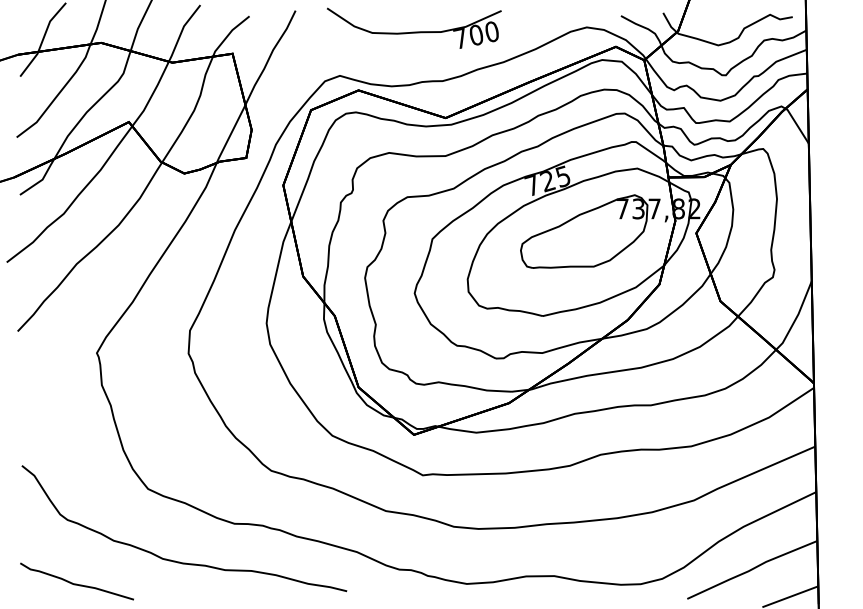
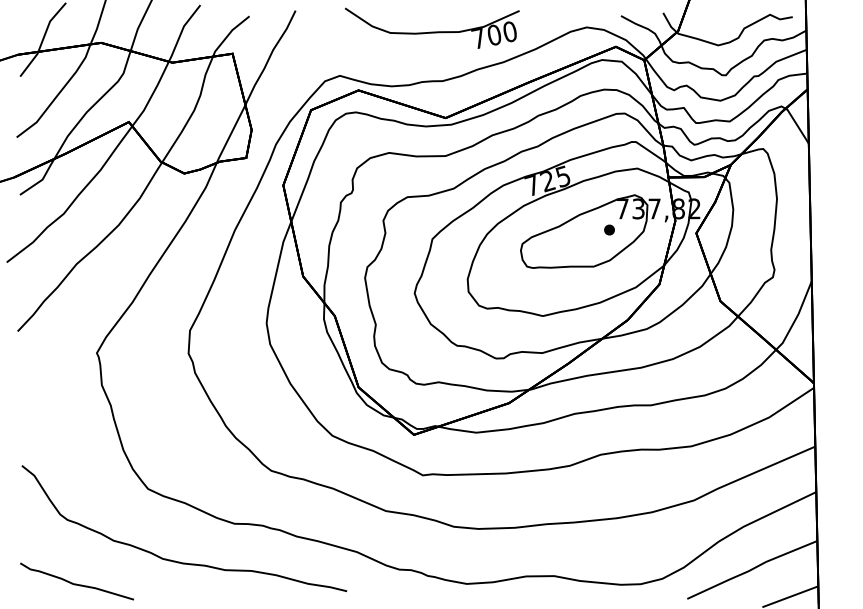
part position: (414, 27) -> (432, 27) (432, 27)
part: none -> present (609, 229)
